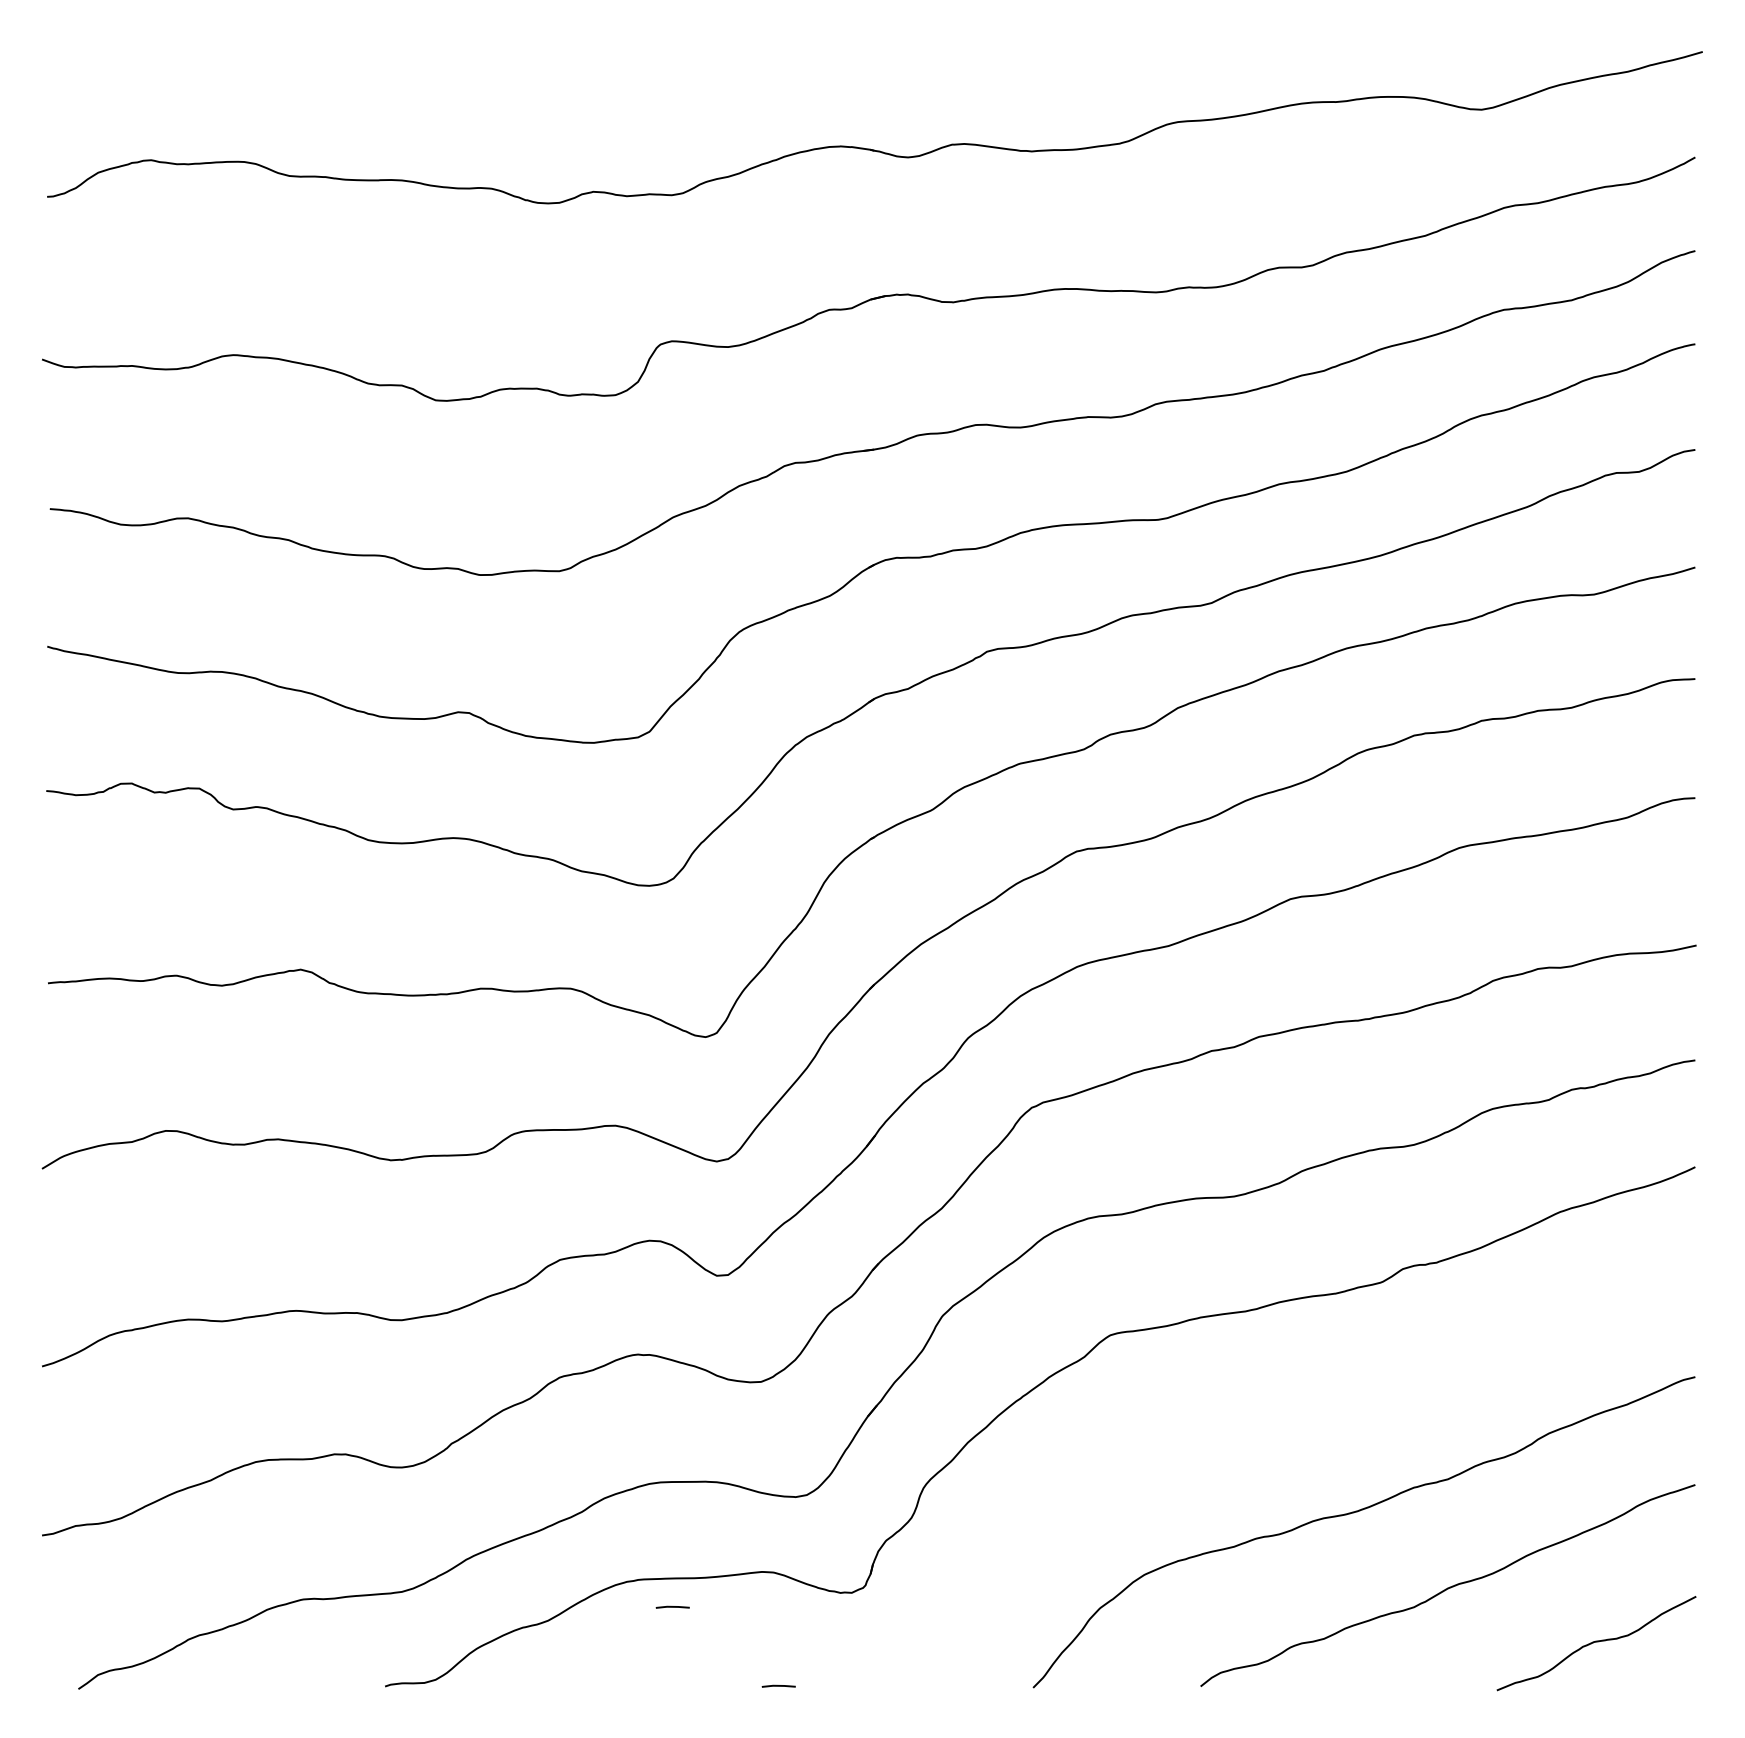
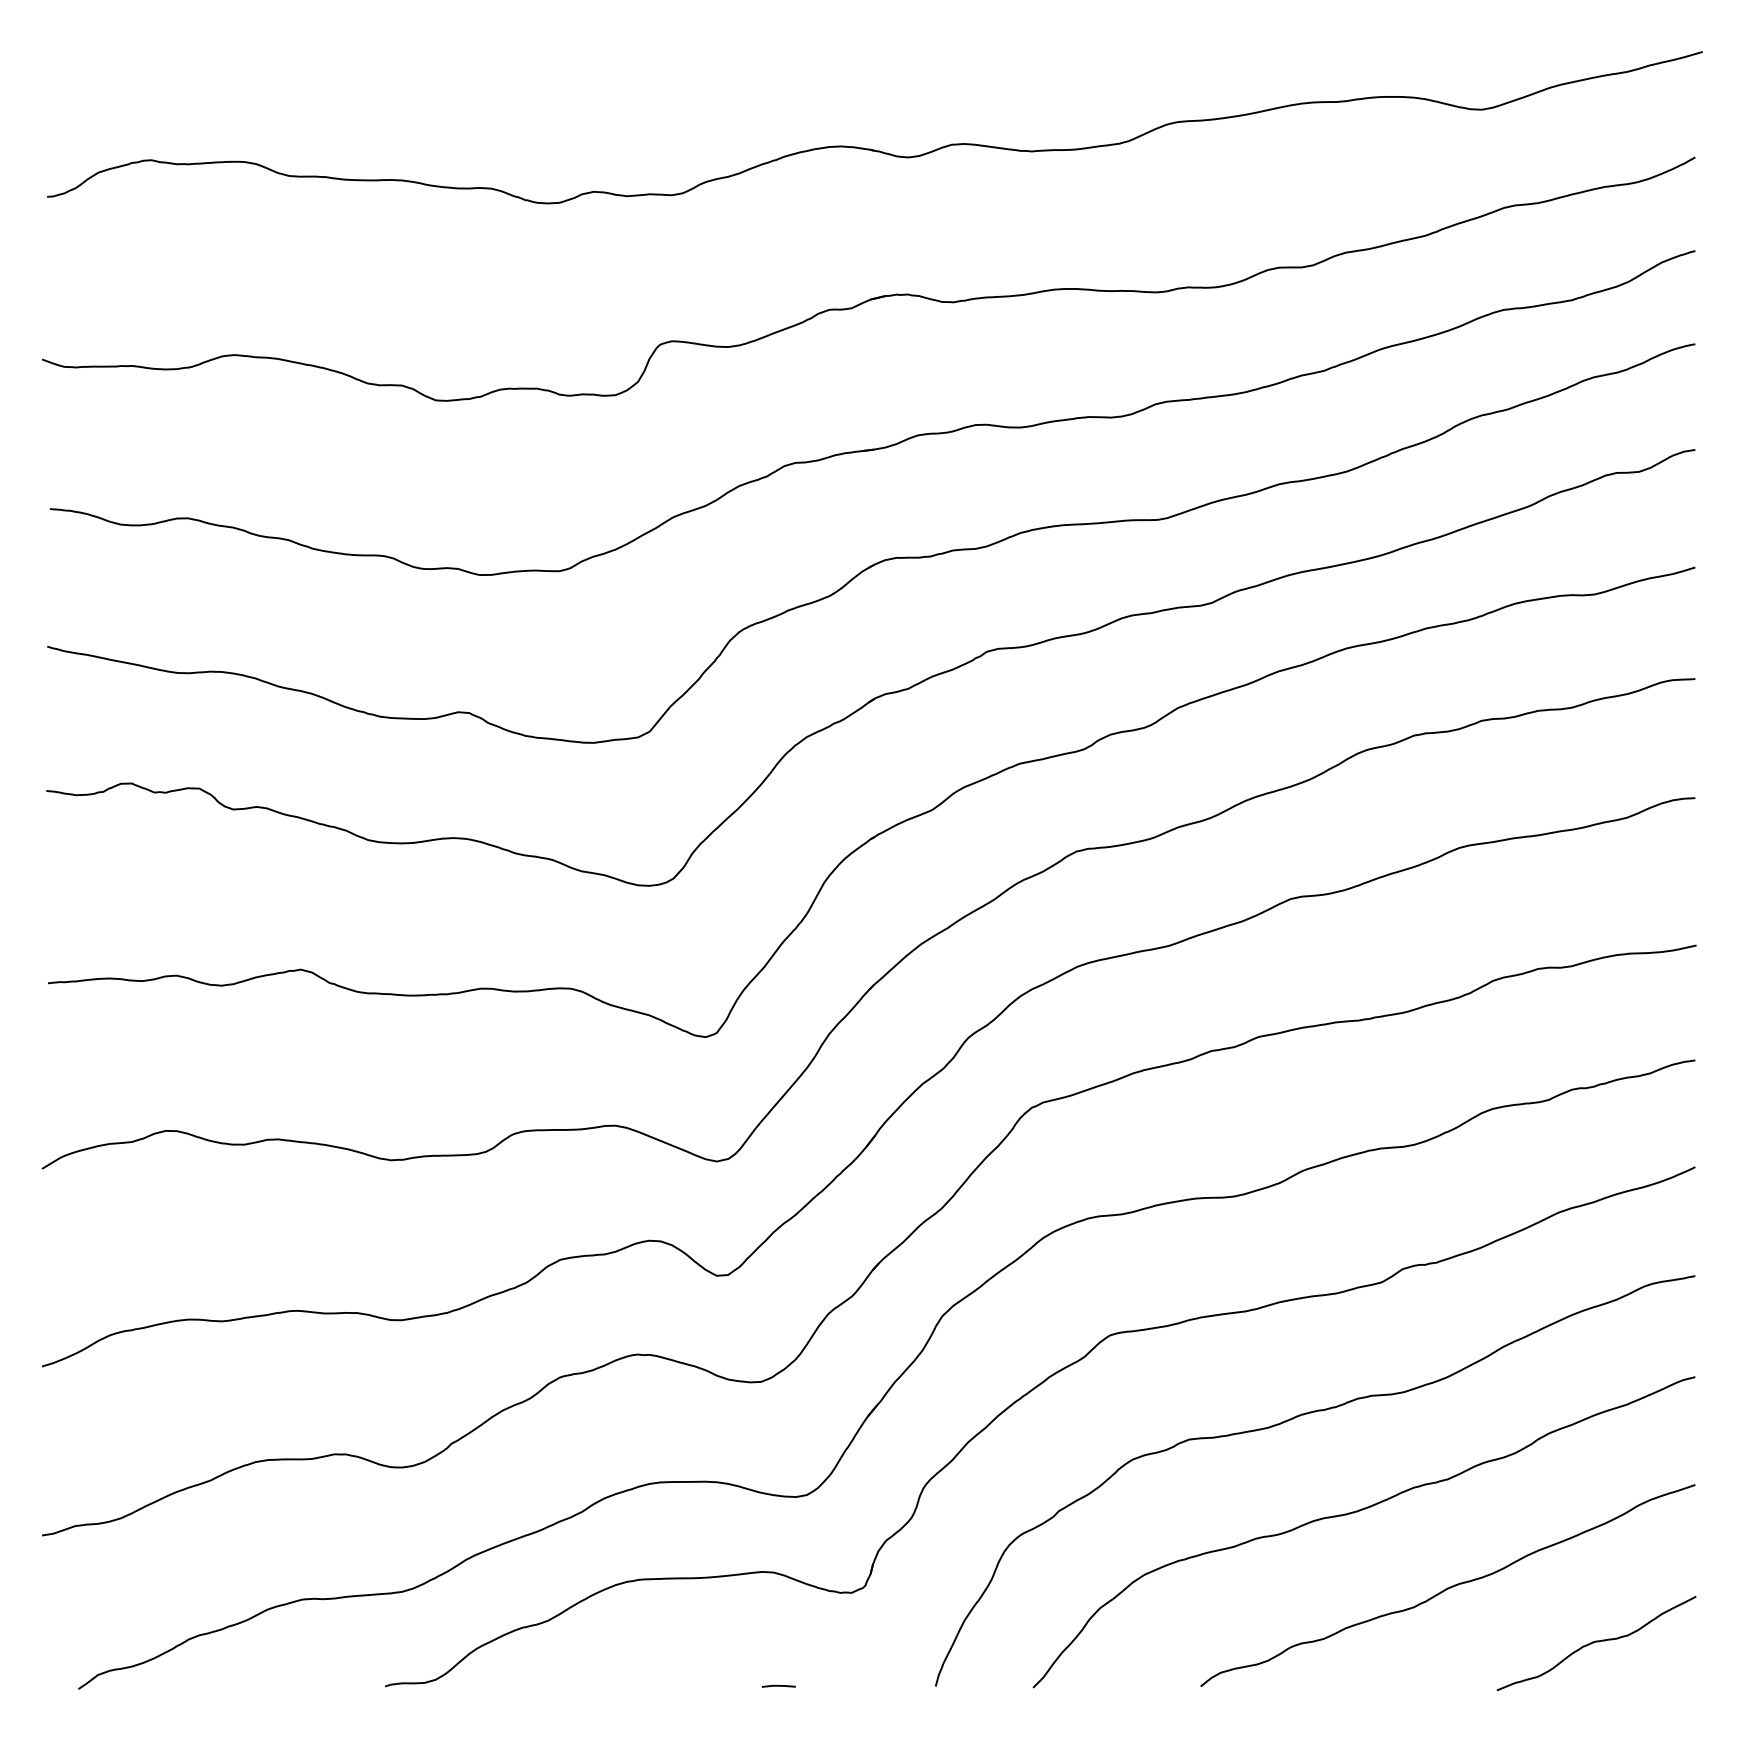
curve: none -> present (1293, 1419)
line: present -> none (672, 1606)
